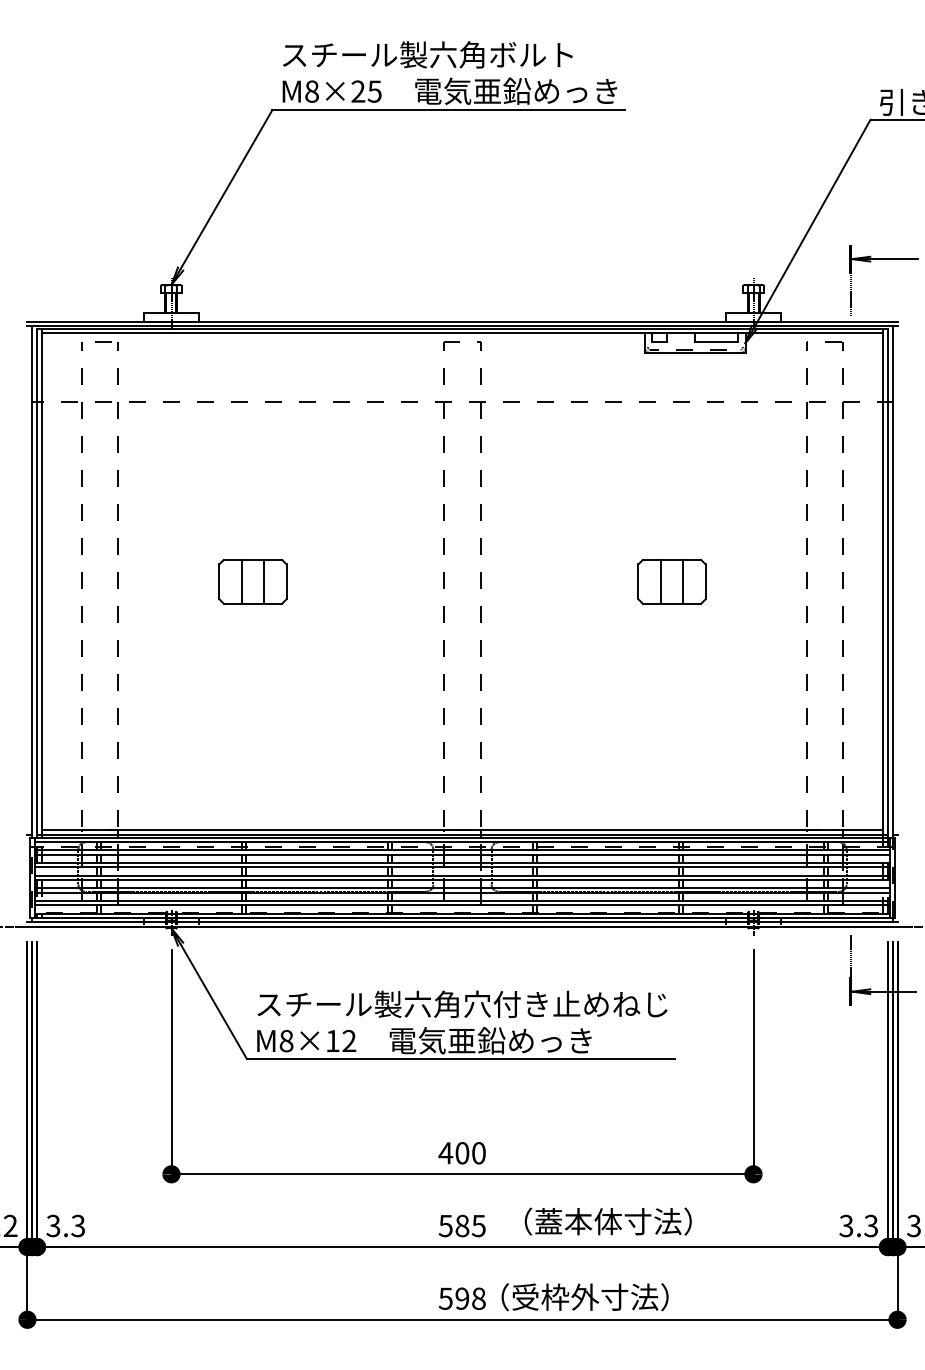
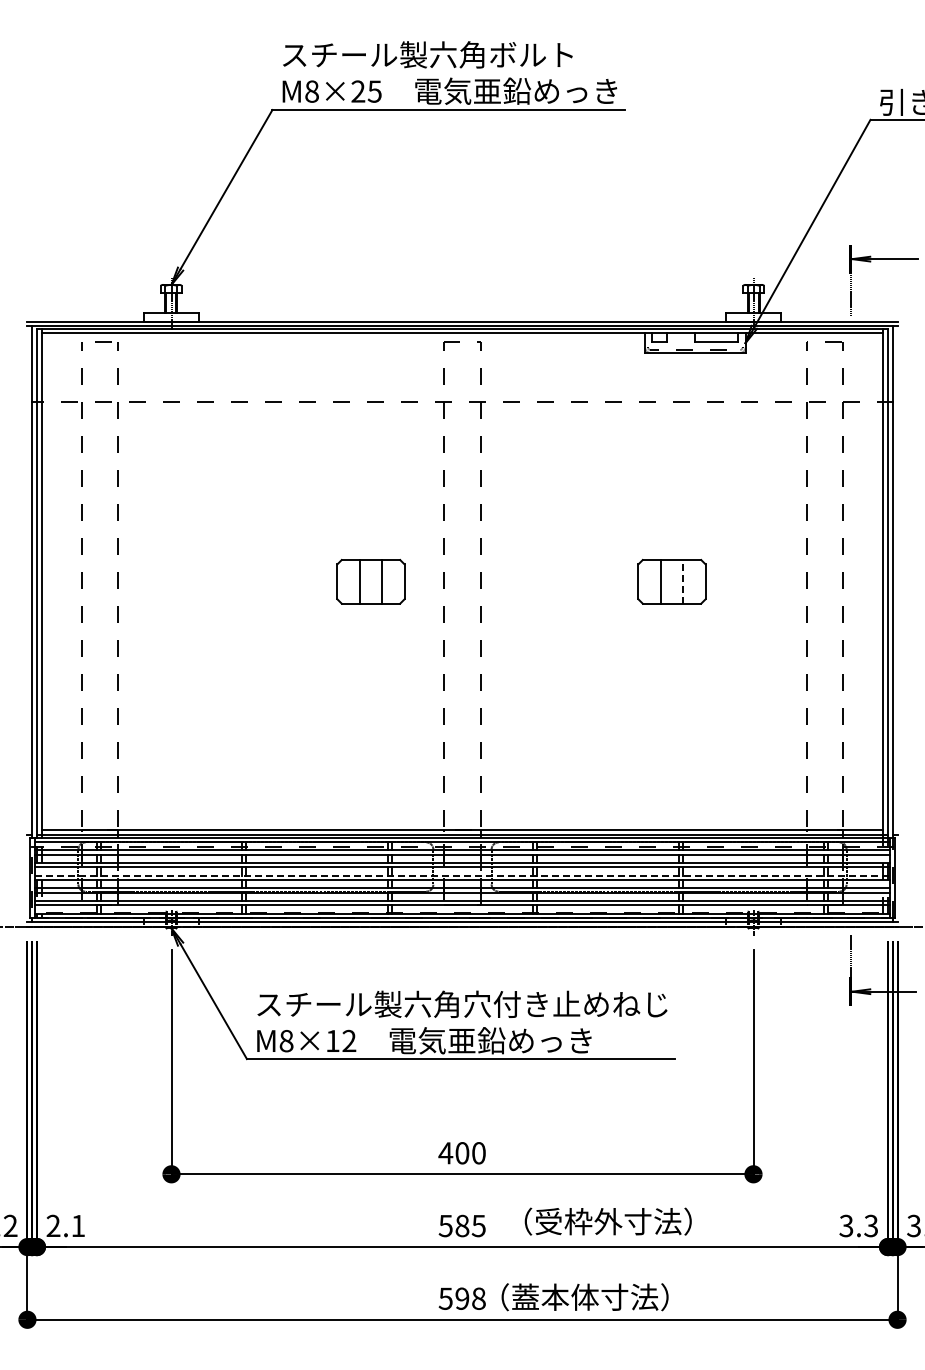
part position: (252, 581) -> (370, 581) (370, 581)
line: solid -> dashed (682, 581)
line: solid -> dashed (462, 875)
text: （蓋本体寸法） -> （受枠外寸法） (578, 1221)
text: 3.3 -> 2.1 (65, 1225)
text: （受枠外寸法） -> （蓋本体寸法） (555, 1296)
